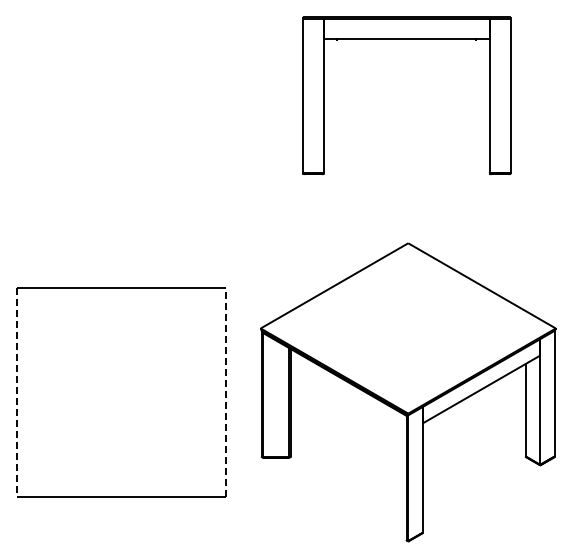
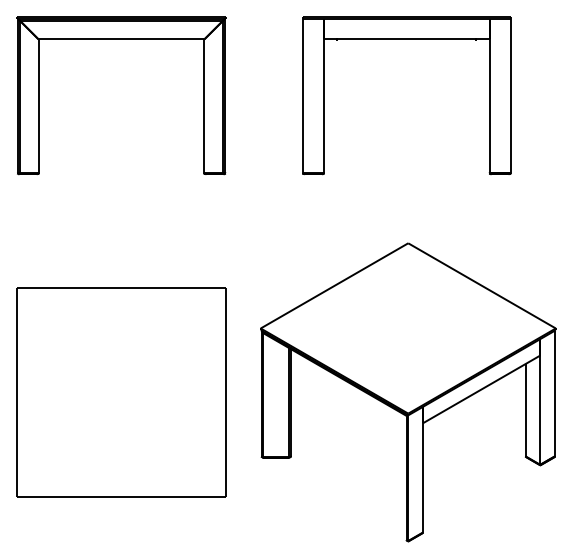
part: none -> present (121, 39)
line: dashed -> solid (225, 391)
line: dashed -> solid (17, 392)
